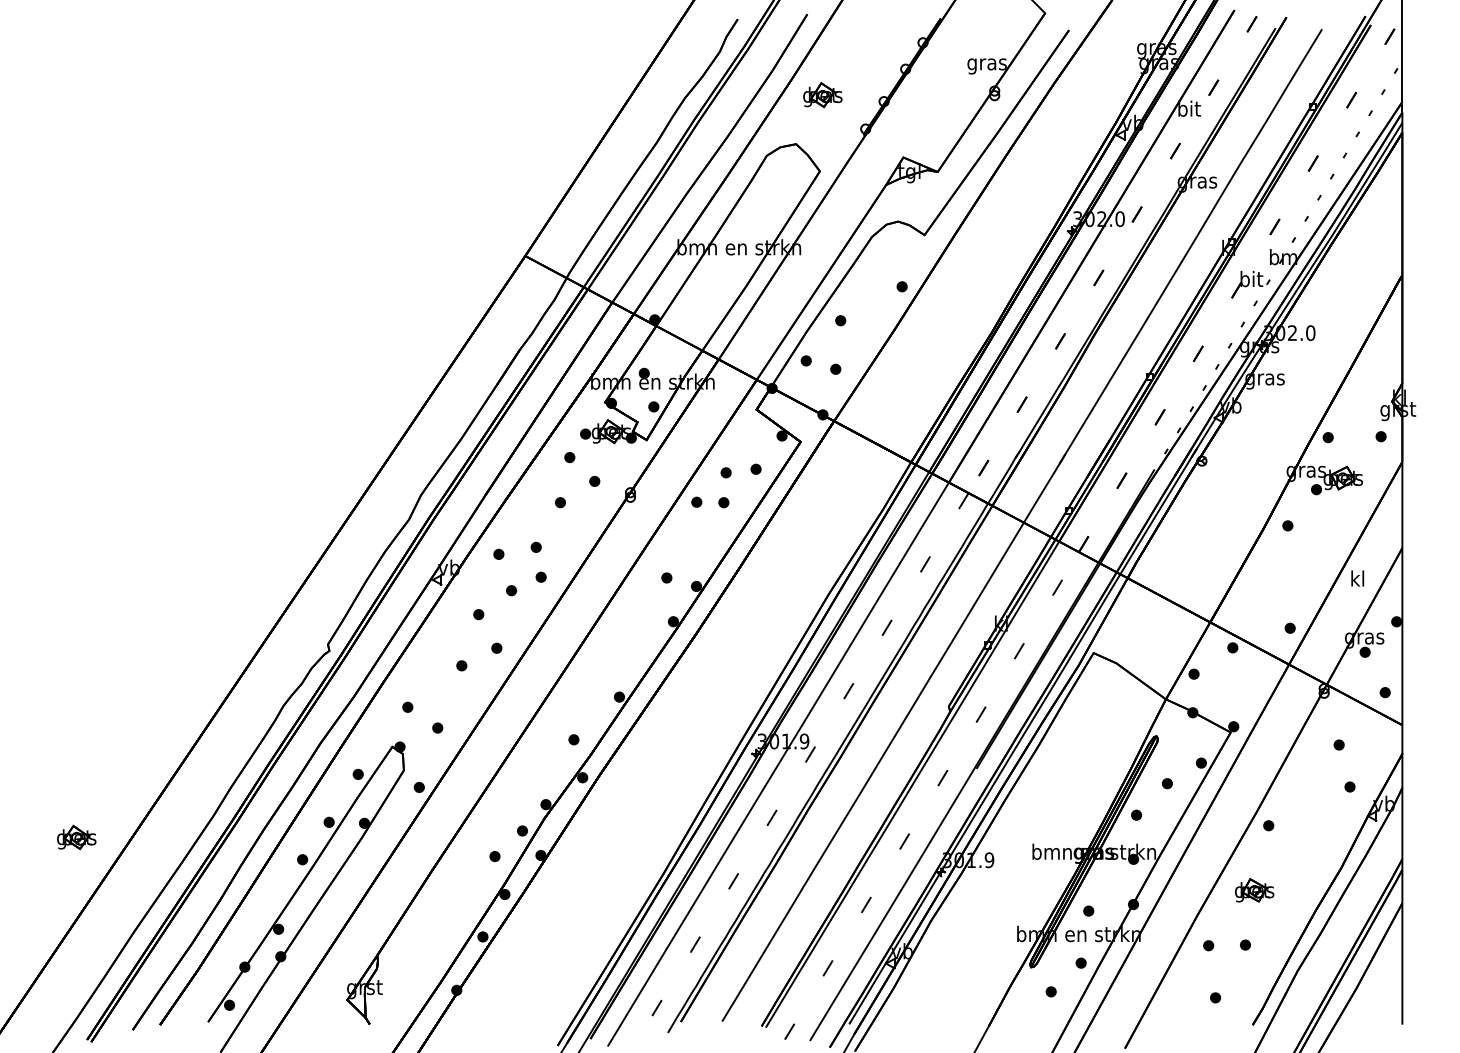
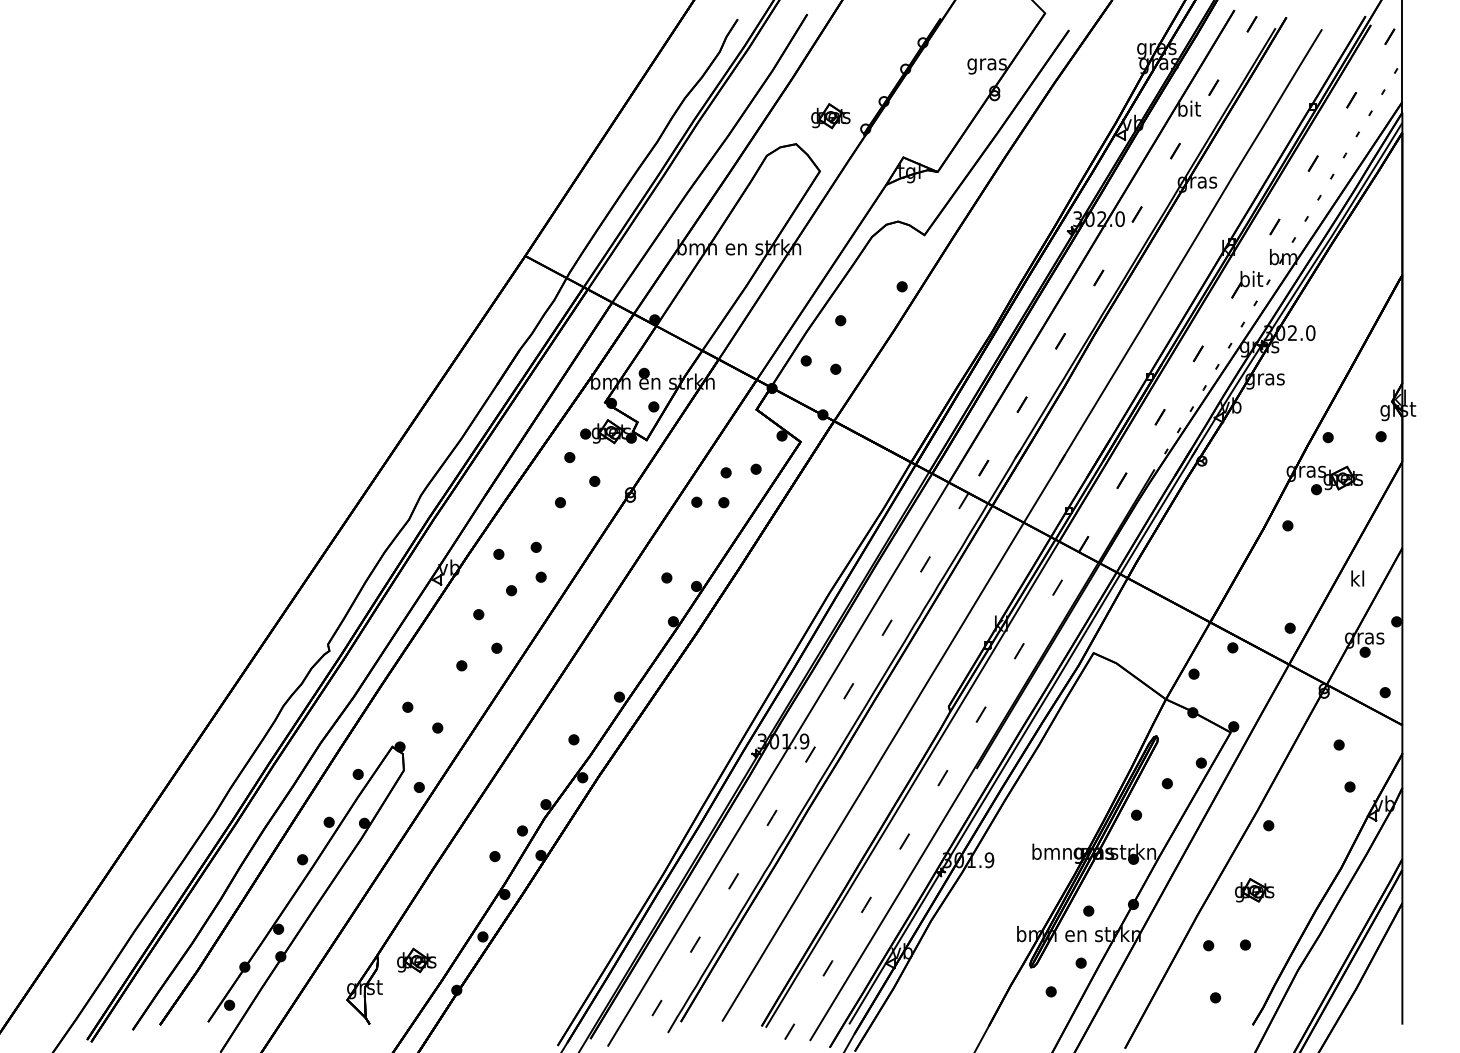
part position: (822, 95) -> (830, 116) (830, 116)
part position: (76, 837) -> (416, 960) (416, 960)
